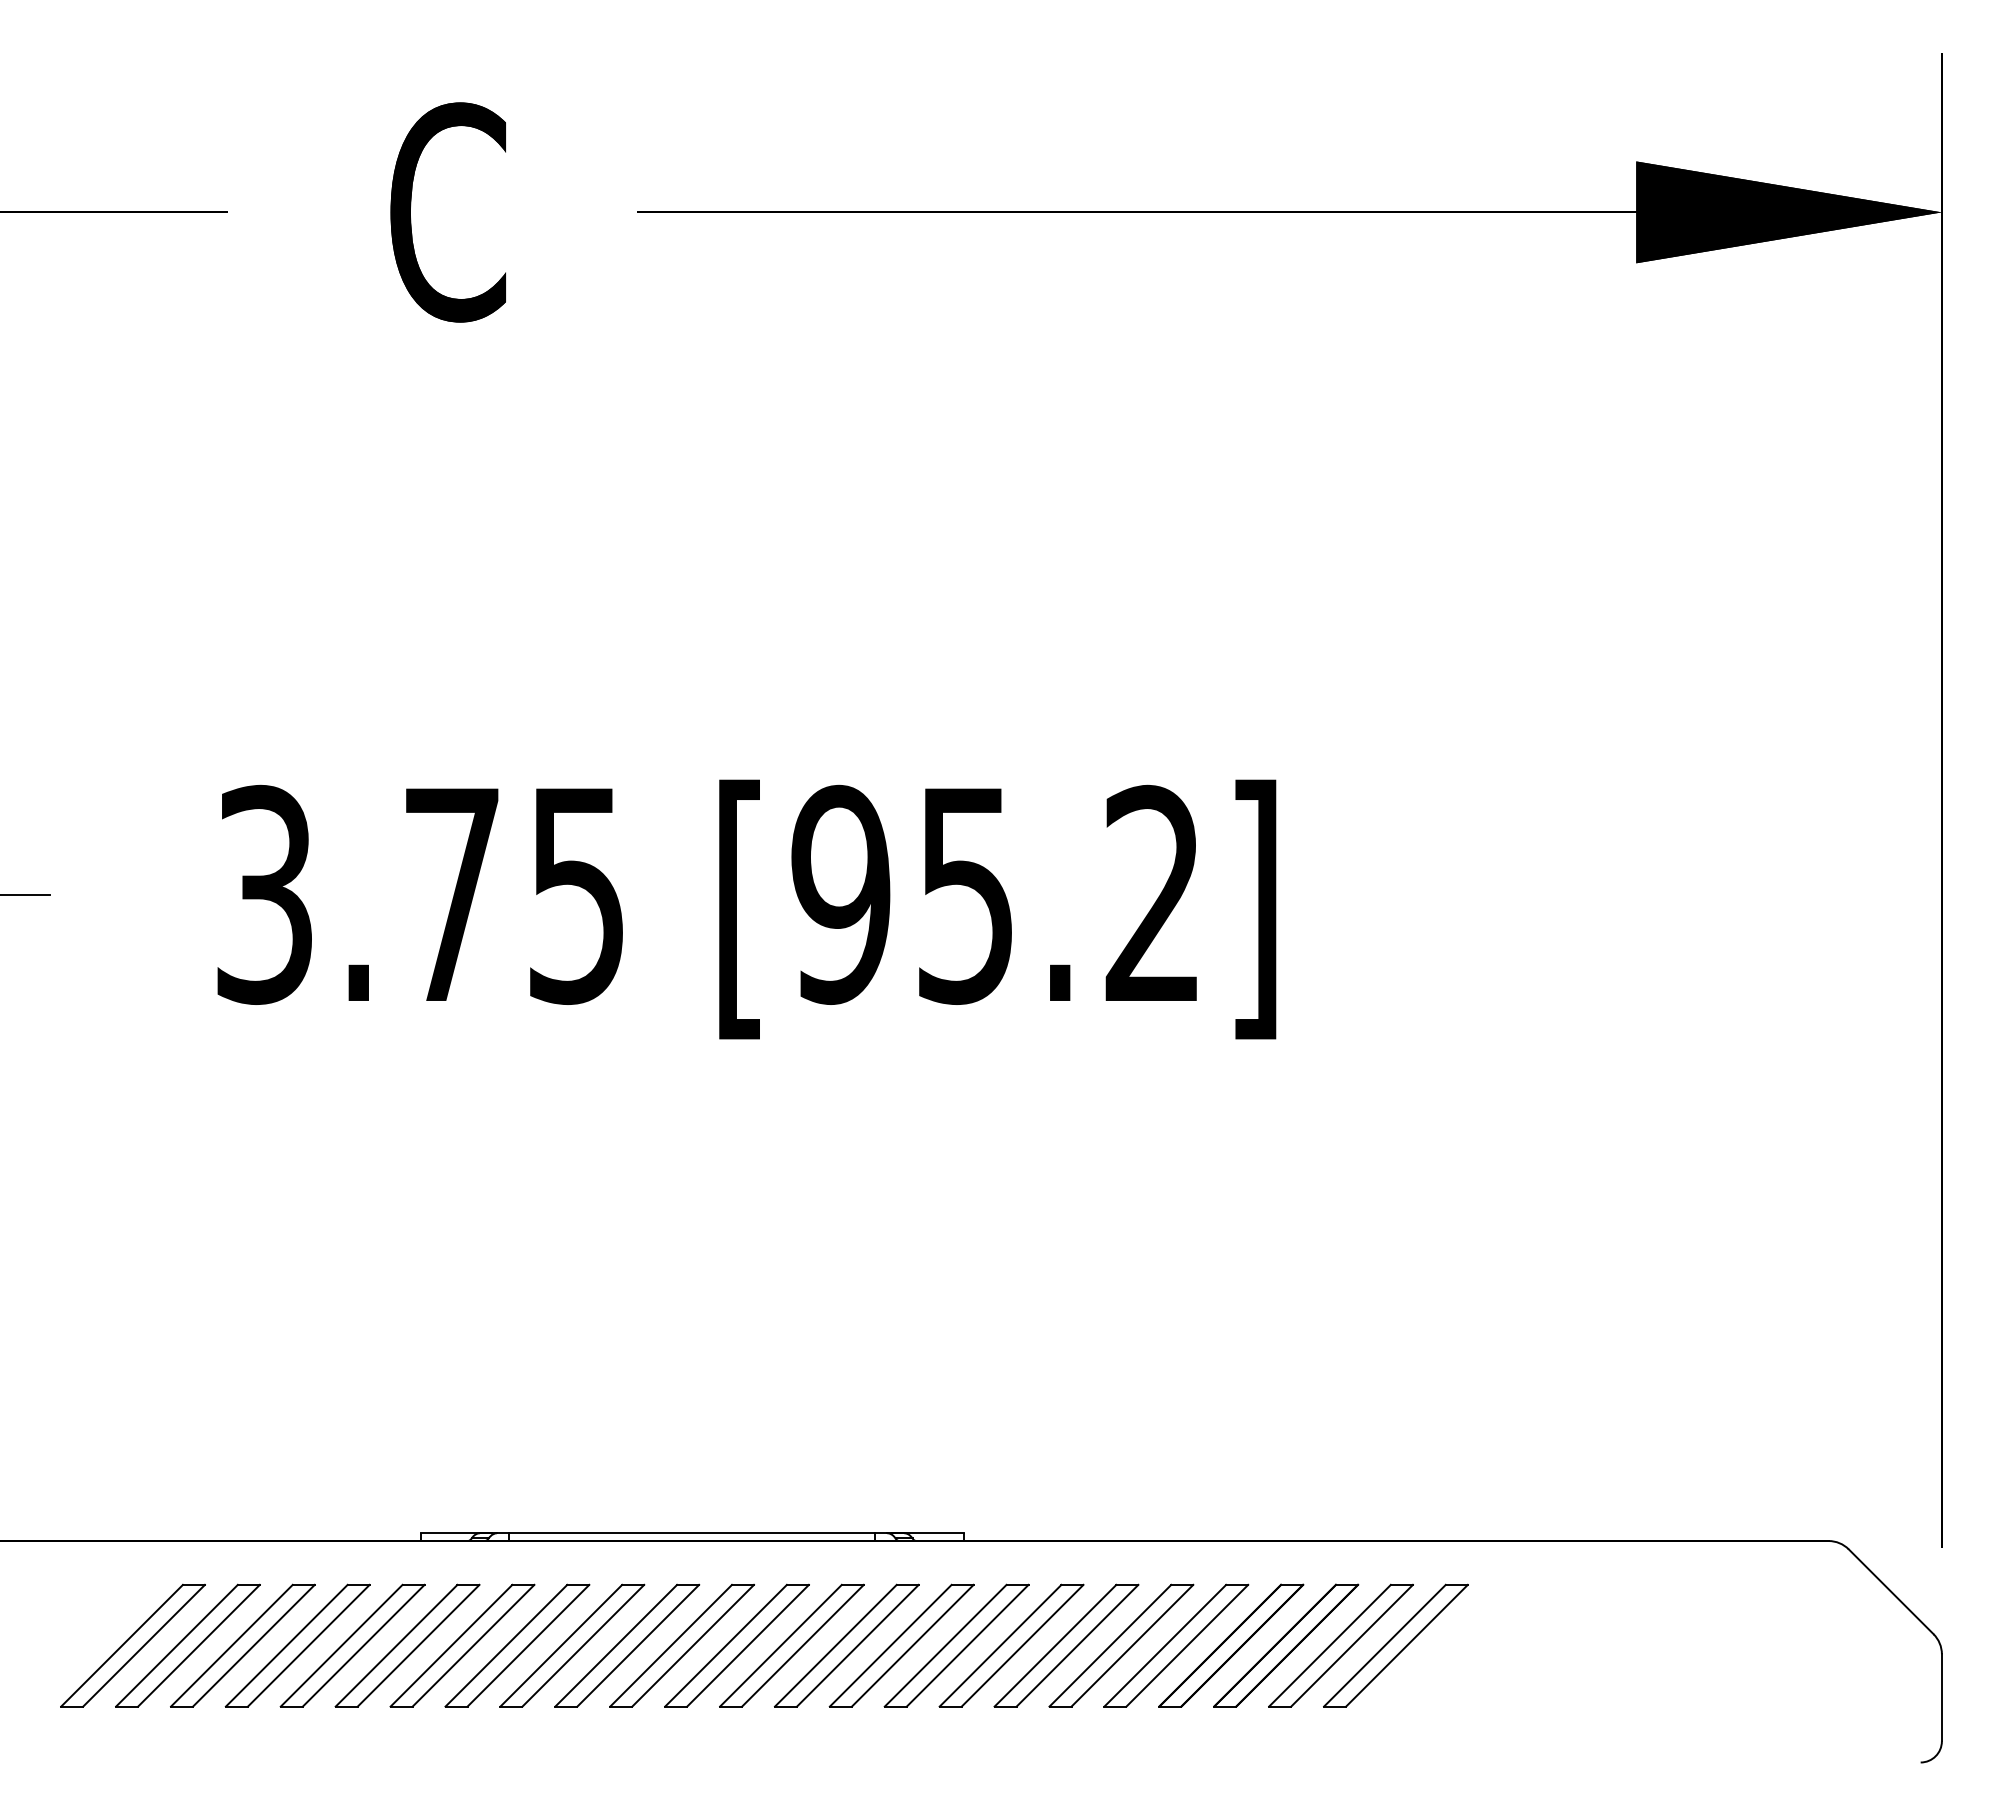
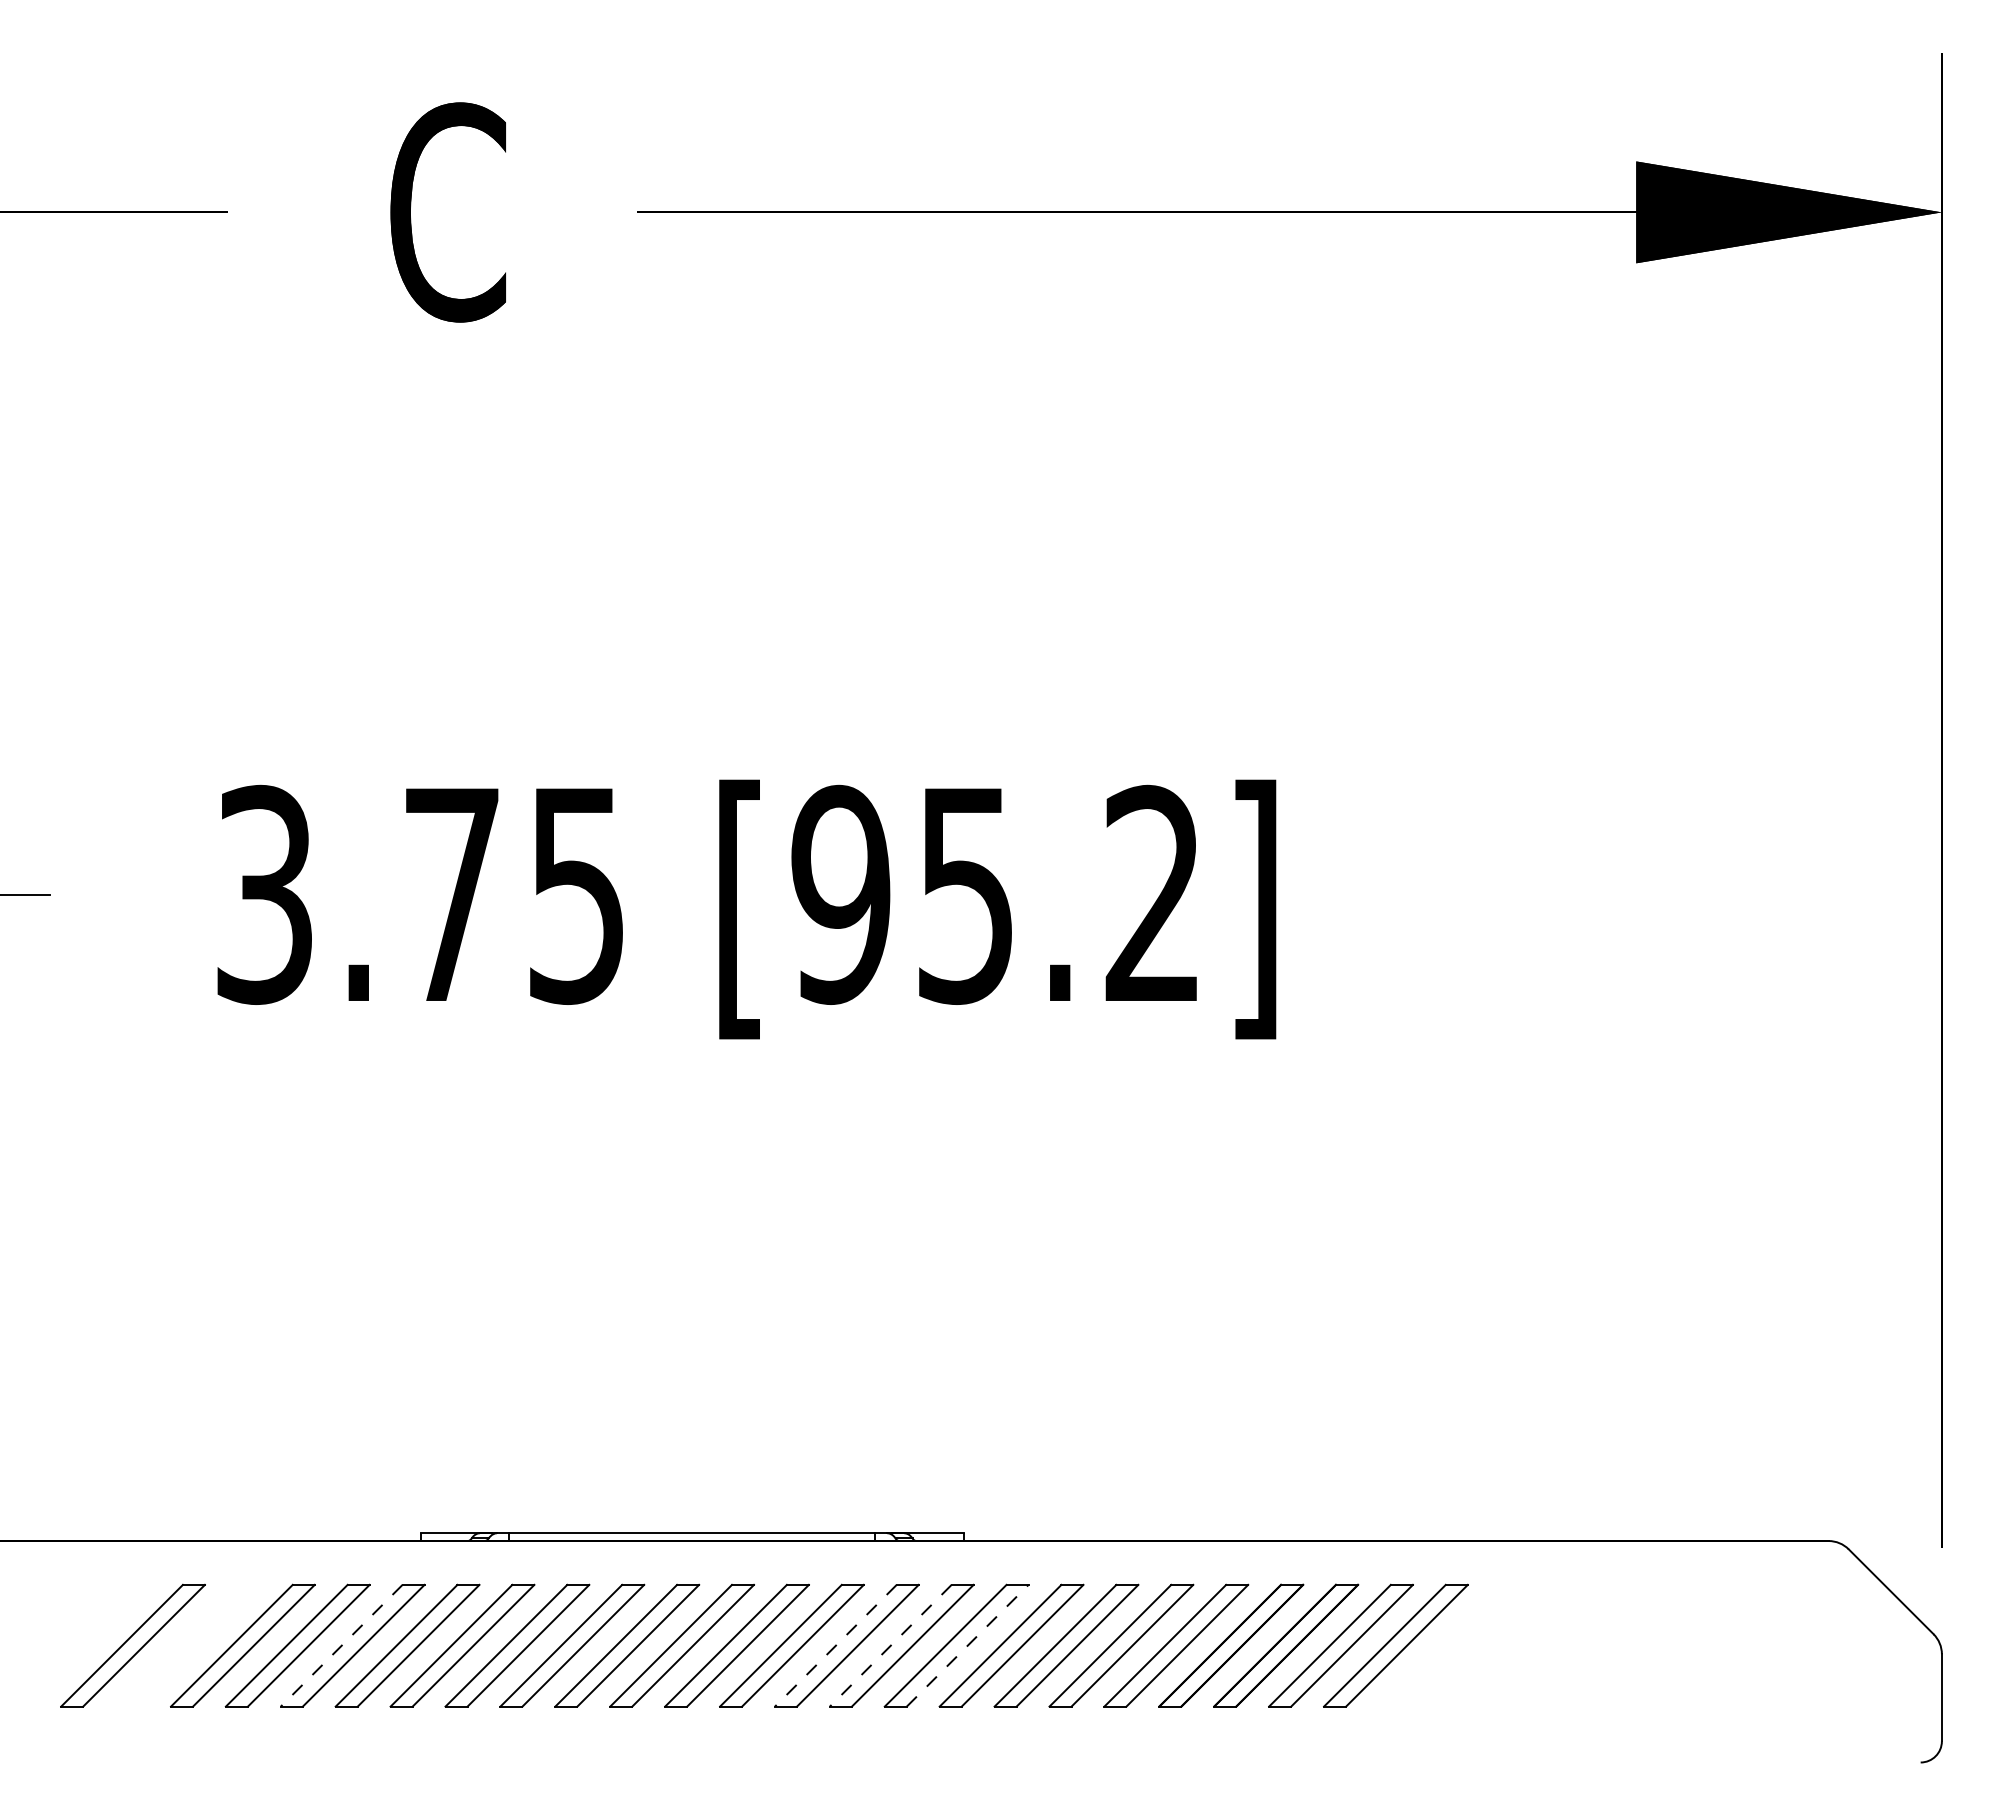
part: present -> none (187, 1645)
line: solid -> dashed (968, 1645)
line: solid -> dashed (341, 1646)
line: solid -> dashed (835, 1646)
line: solid -> dashed (890, 1646)
